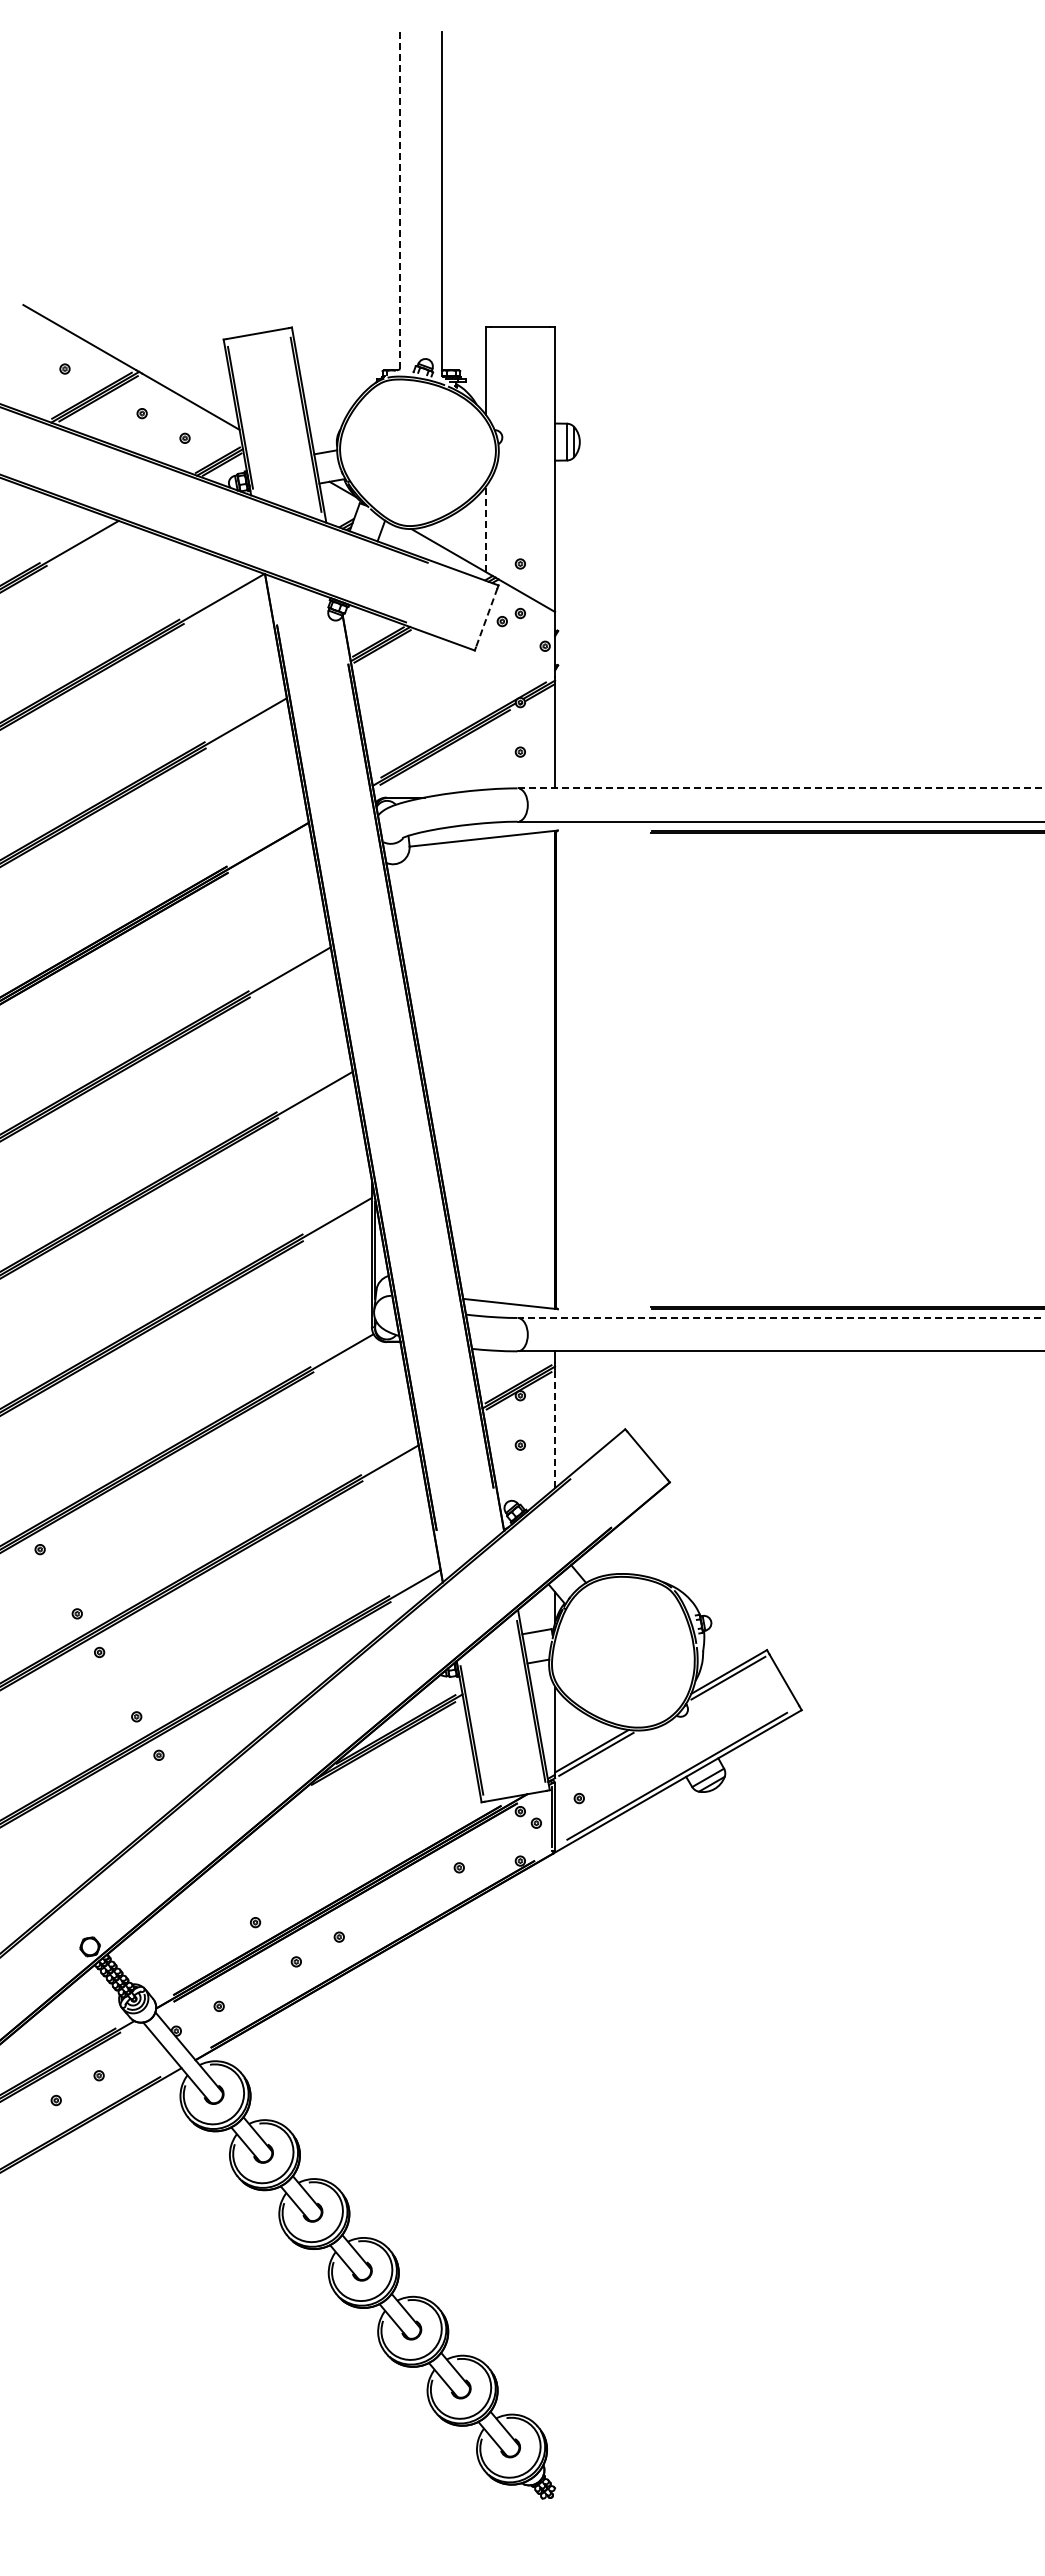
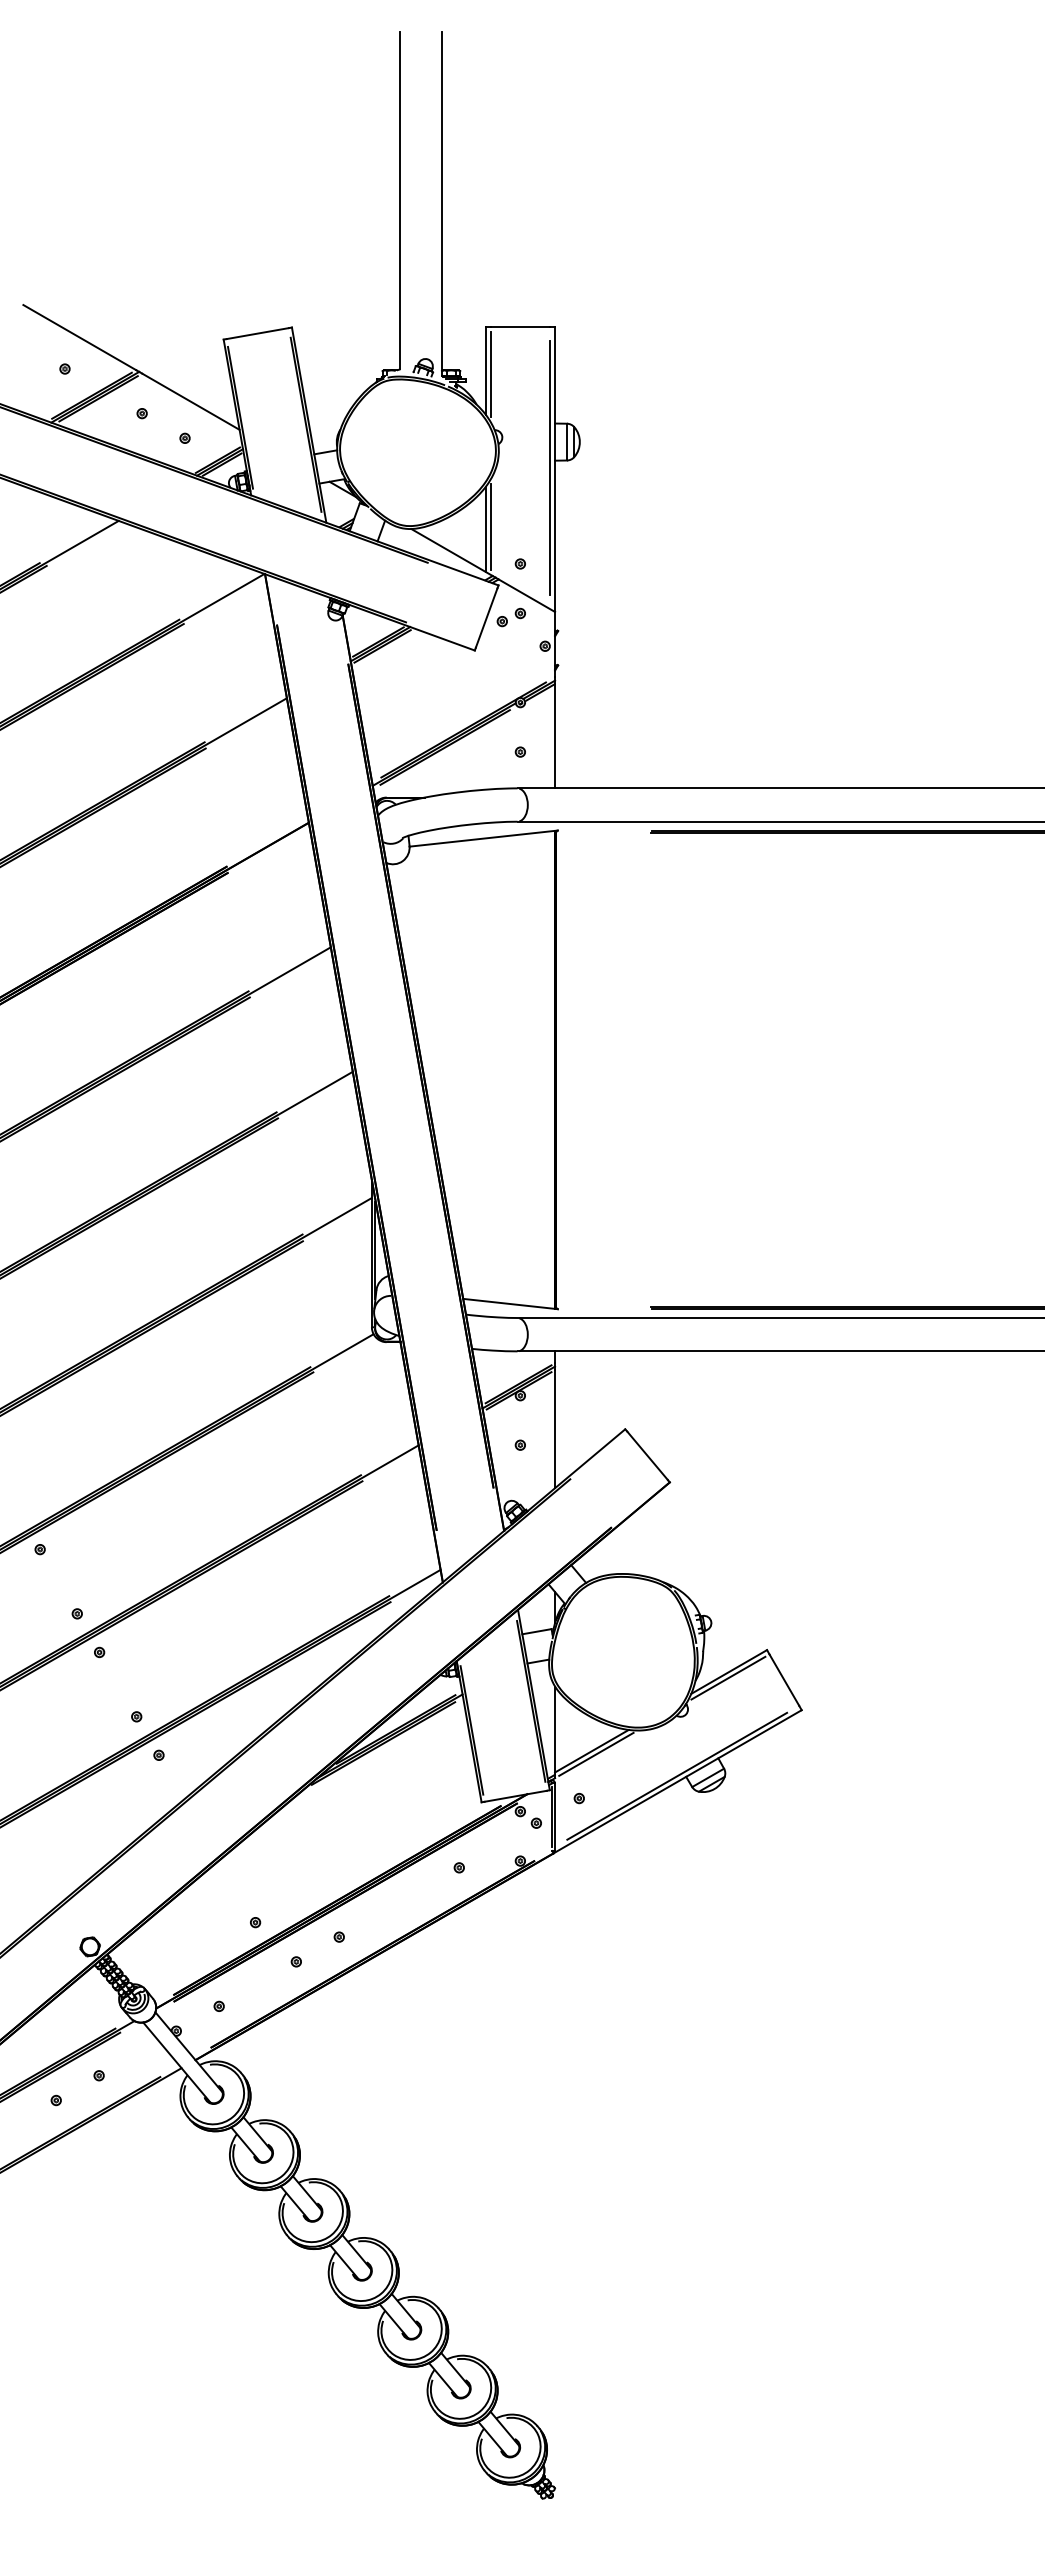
line: dashed -> solid (400, 200)
line: none -> present (490, 374)
line: none -> present (550, 468)
line: none -> present (490, 527)
line: dashed -> solid (485, 529)
line: dashed -> solid (486, 617)
line: dashed -> solid (781, 788)
line: dashed -> solid (780, 1318)
line: dashed -> solid (555, 1428)
